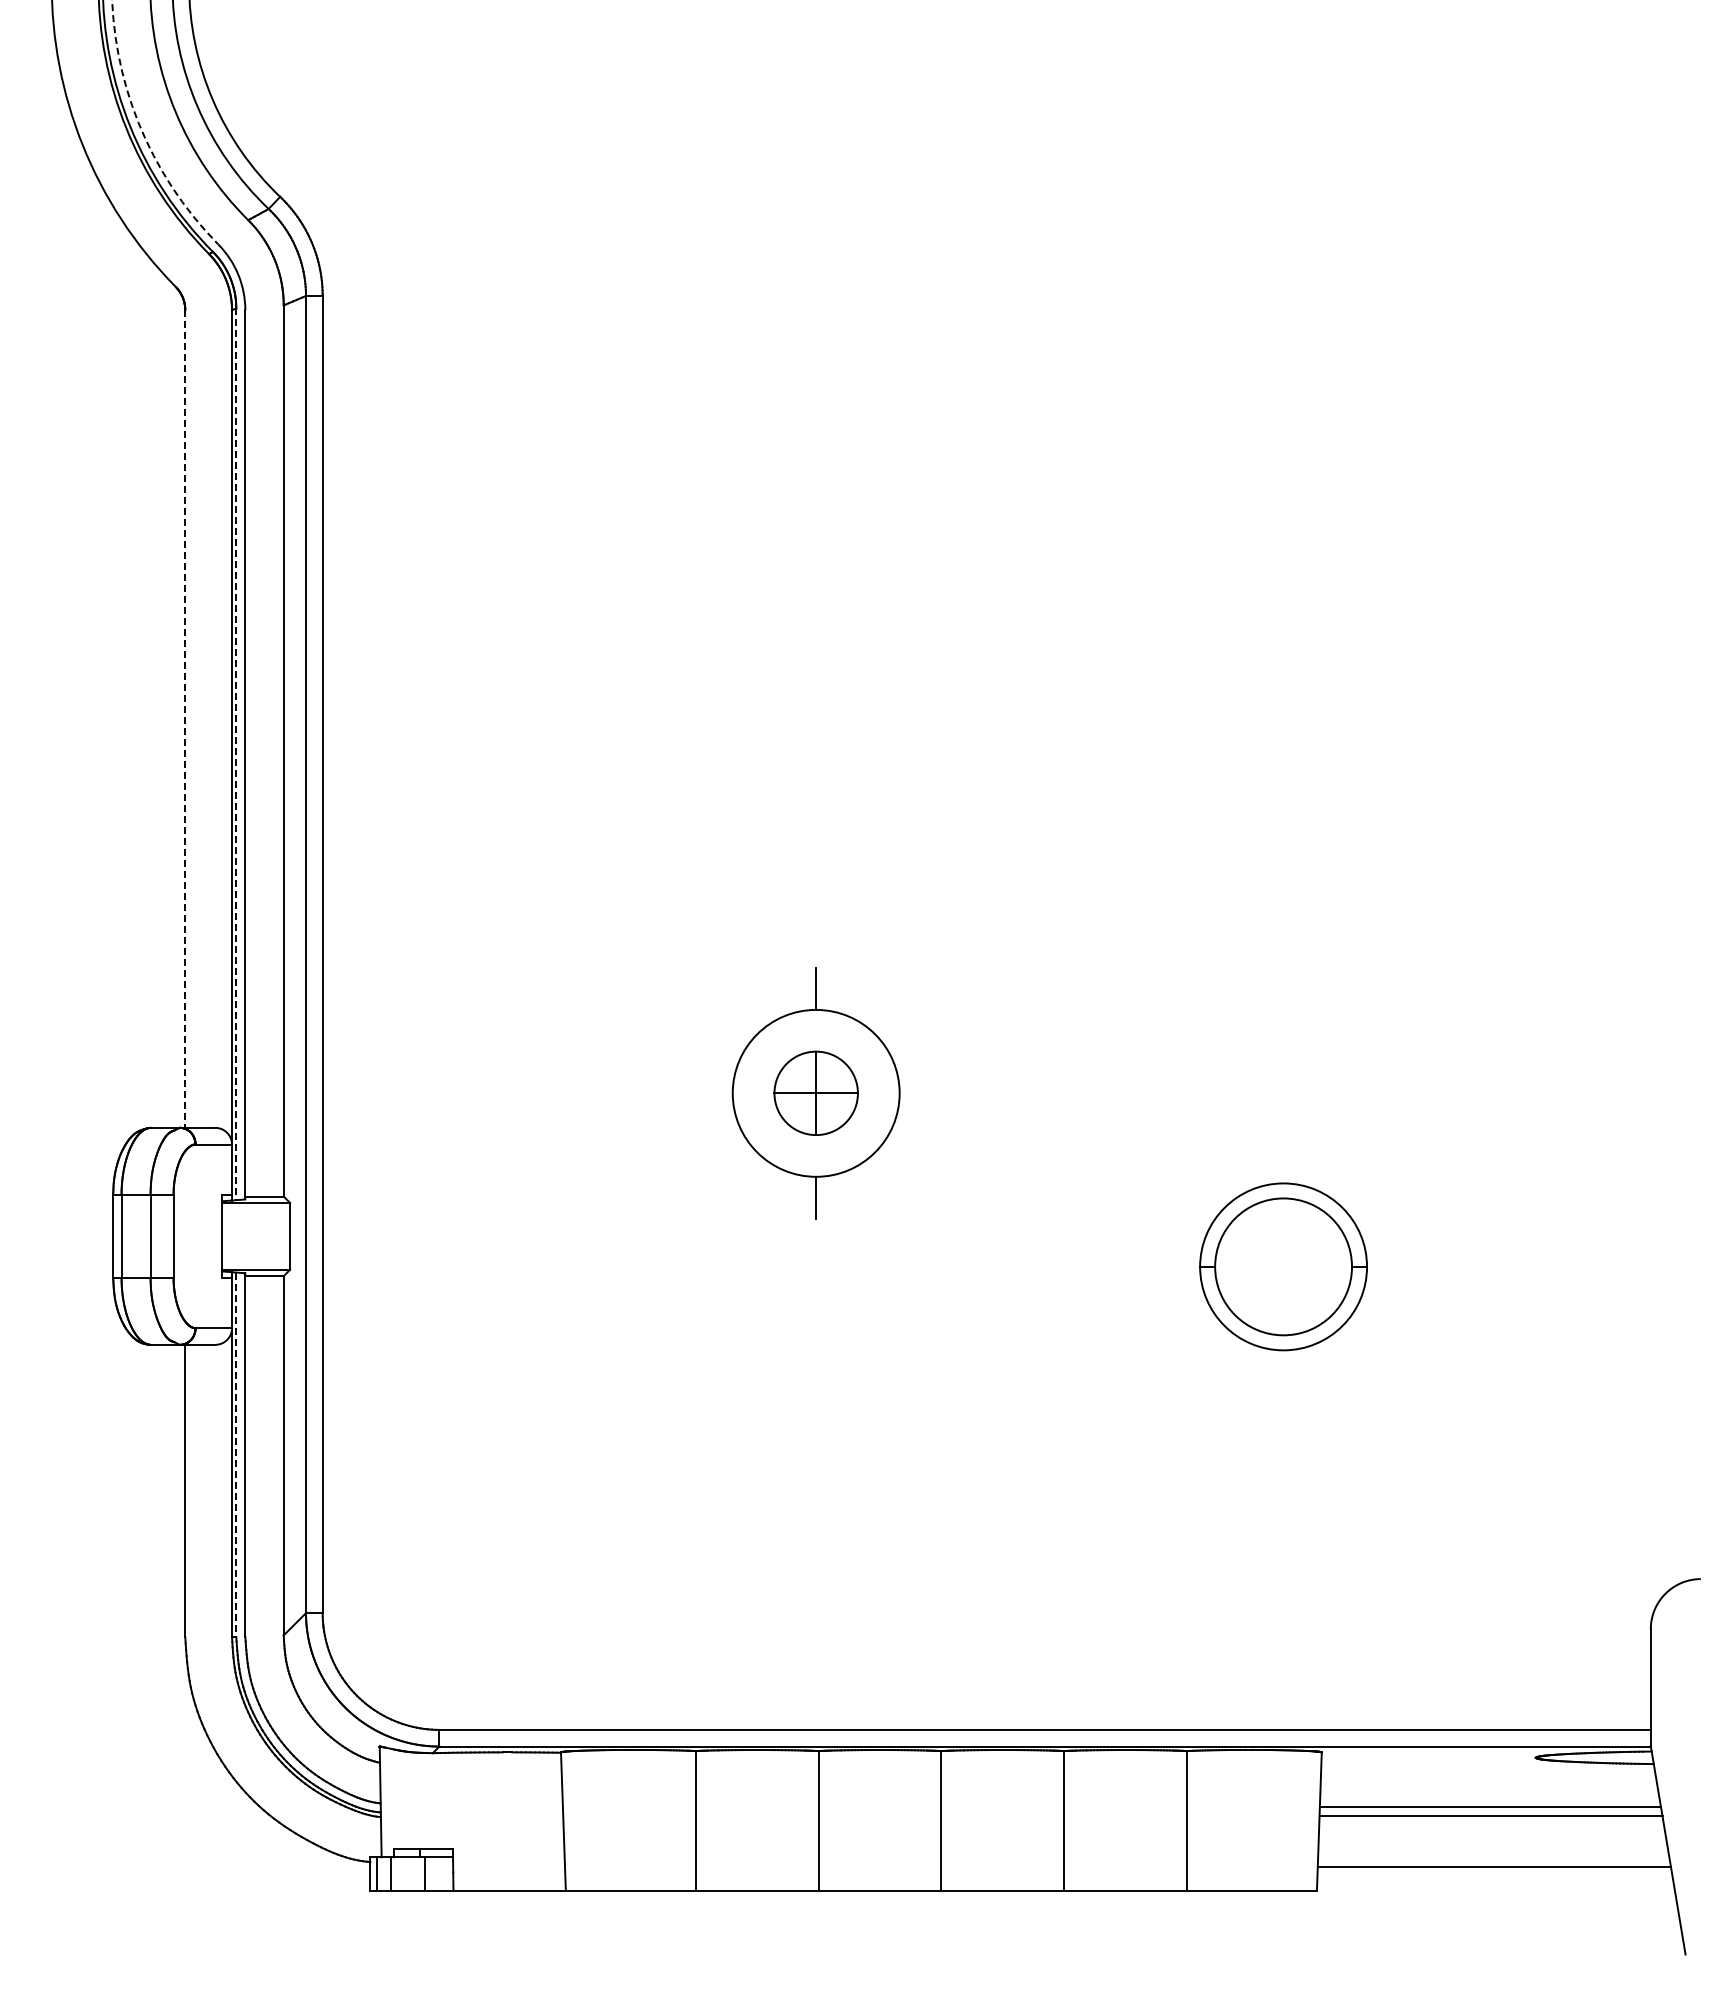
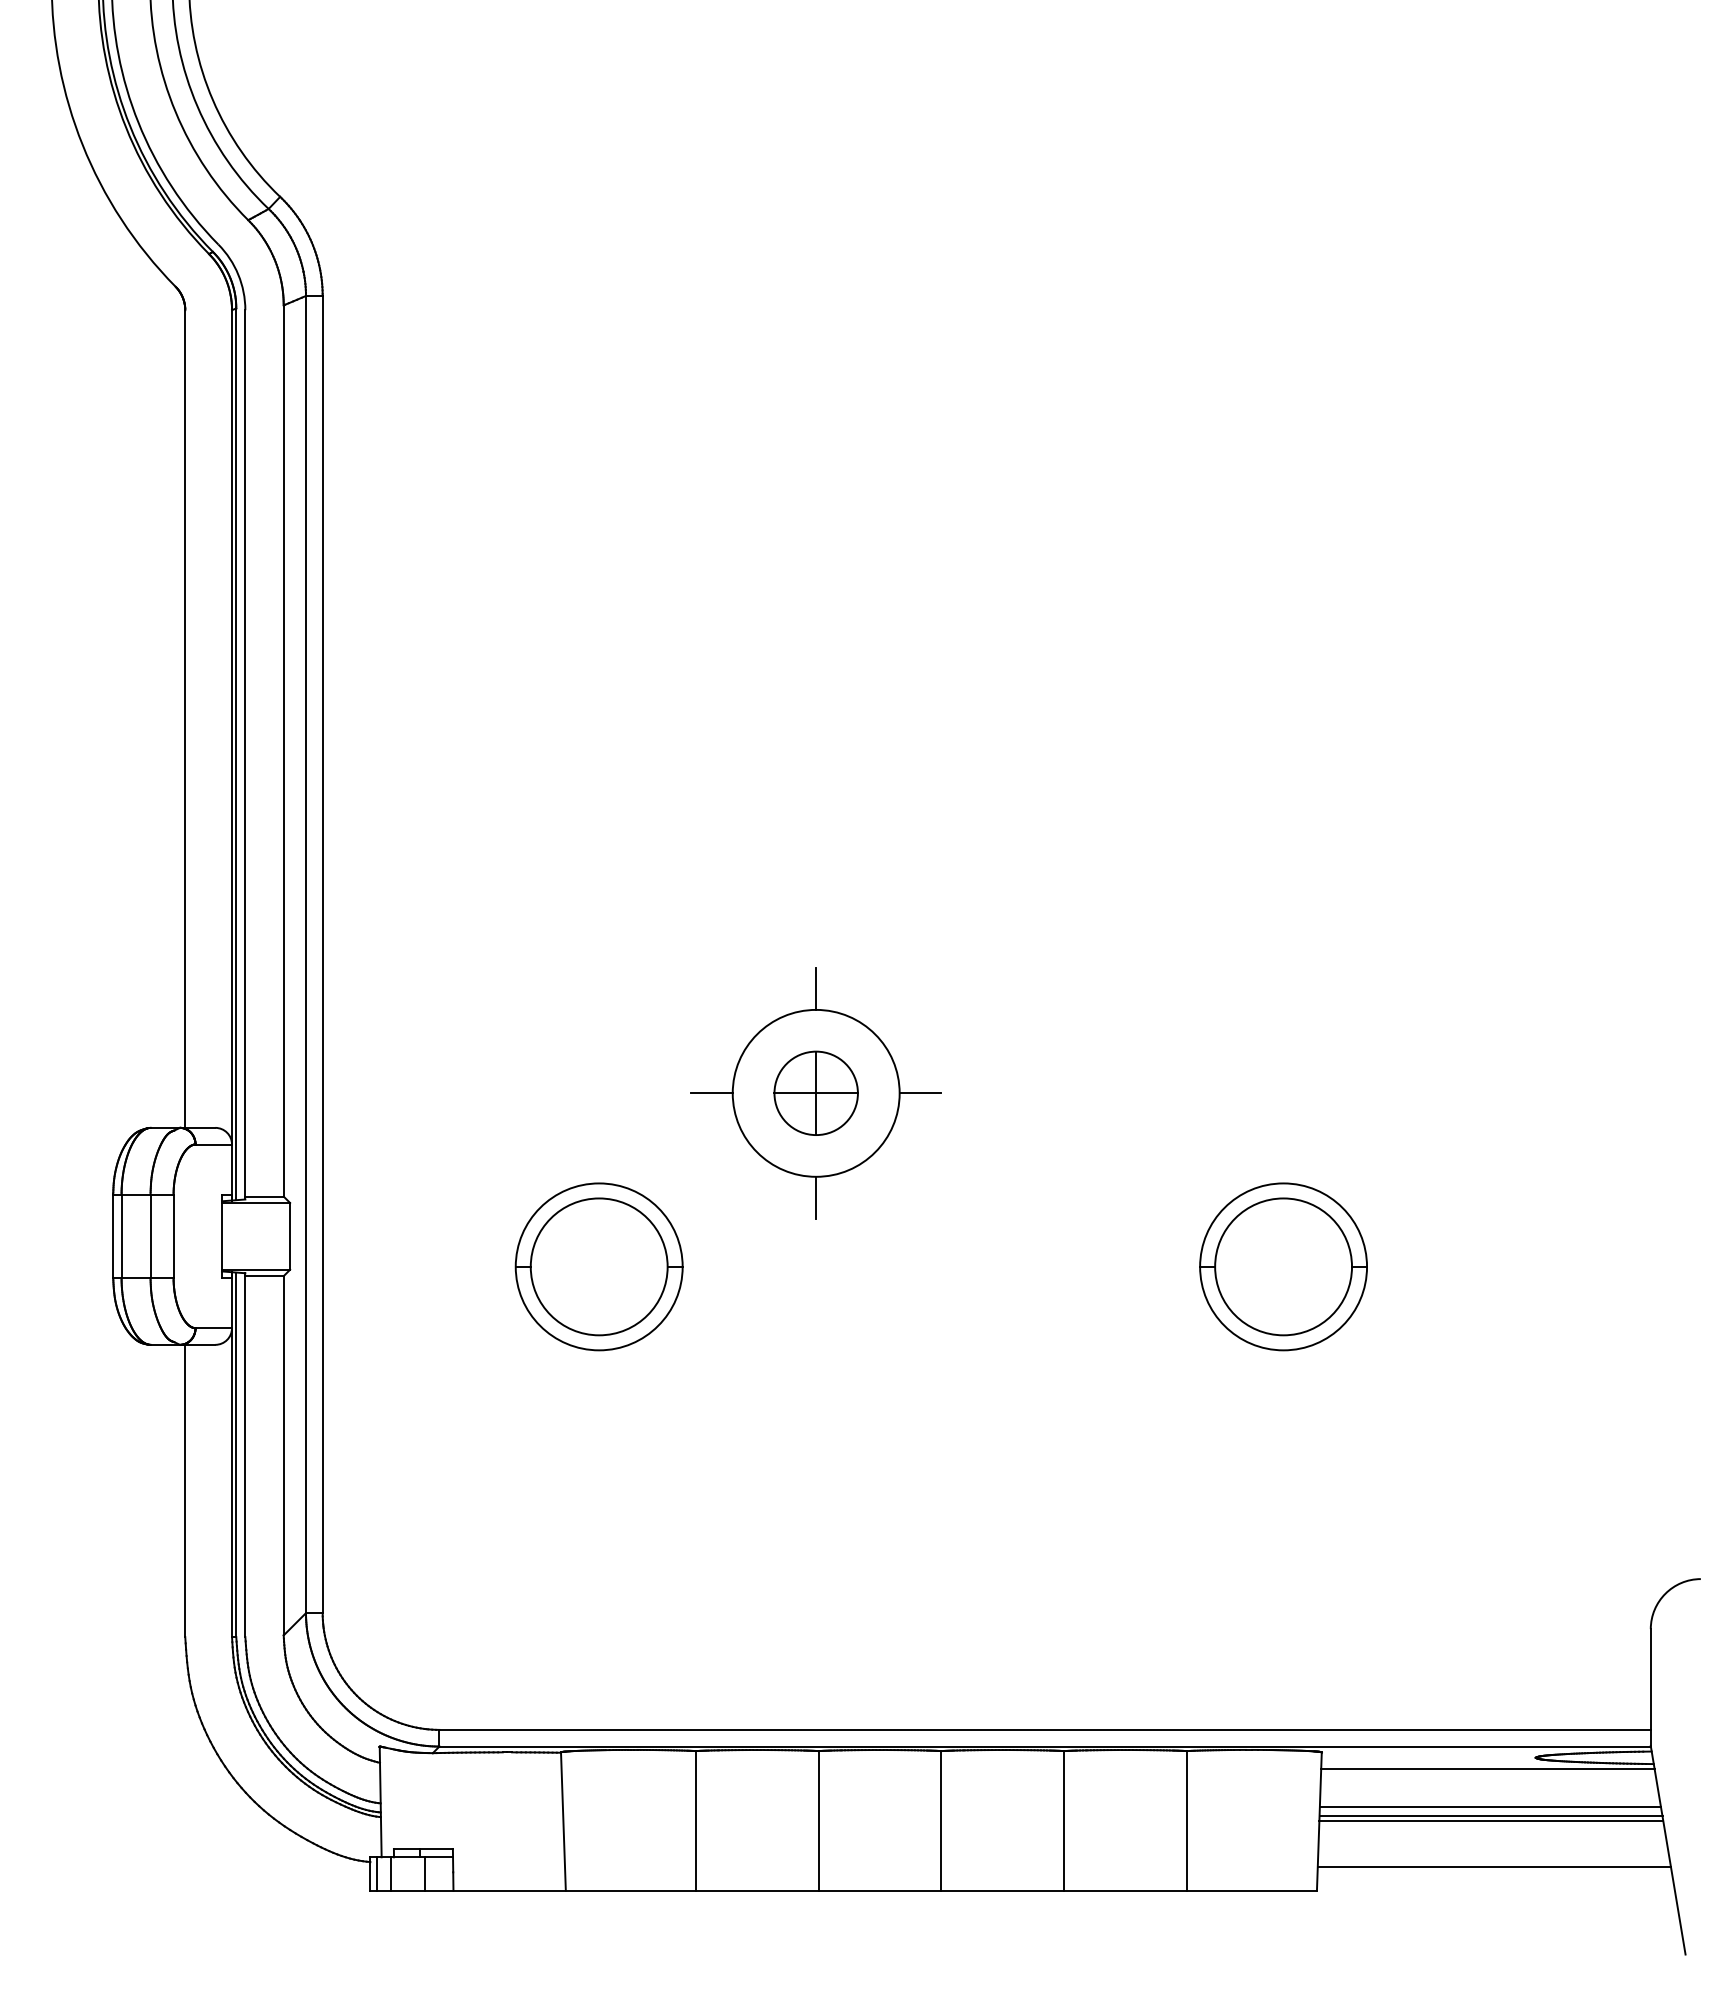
arc: dashed -> solid (142, 132)
line: dashed -> solid (185, 719)
line: dashed -> solid (236, 754)
line: none -> present (711, 1093)
line: none -> present (920, 1093)
part: none -> present (598, 1266)
line: dashed -> solid (236, 1455)
line: none -> present (1487, 1768)
line: none -> present (1491, 1820)
